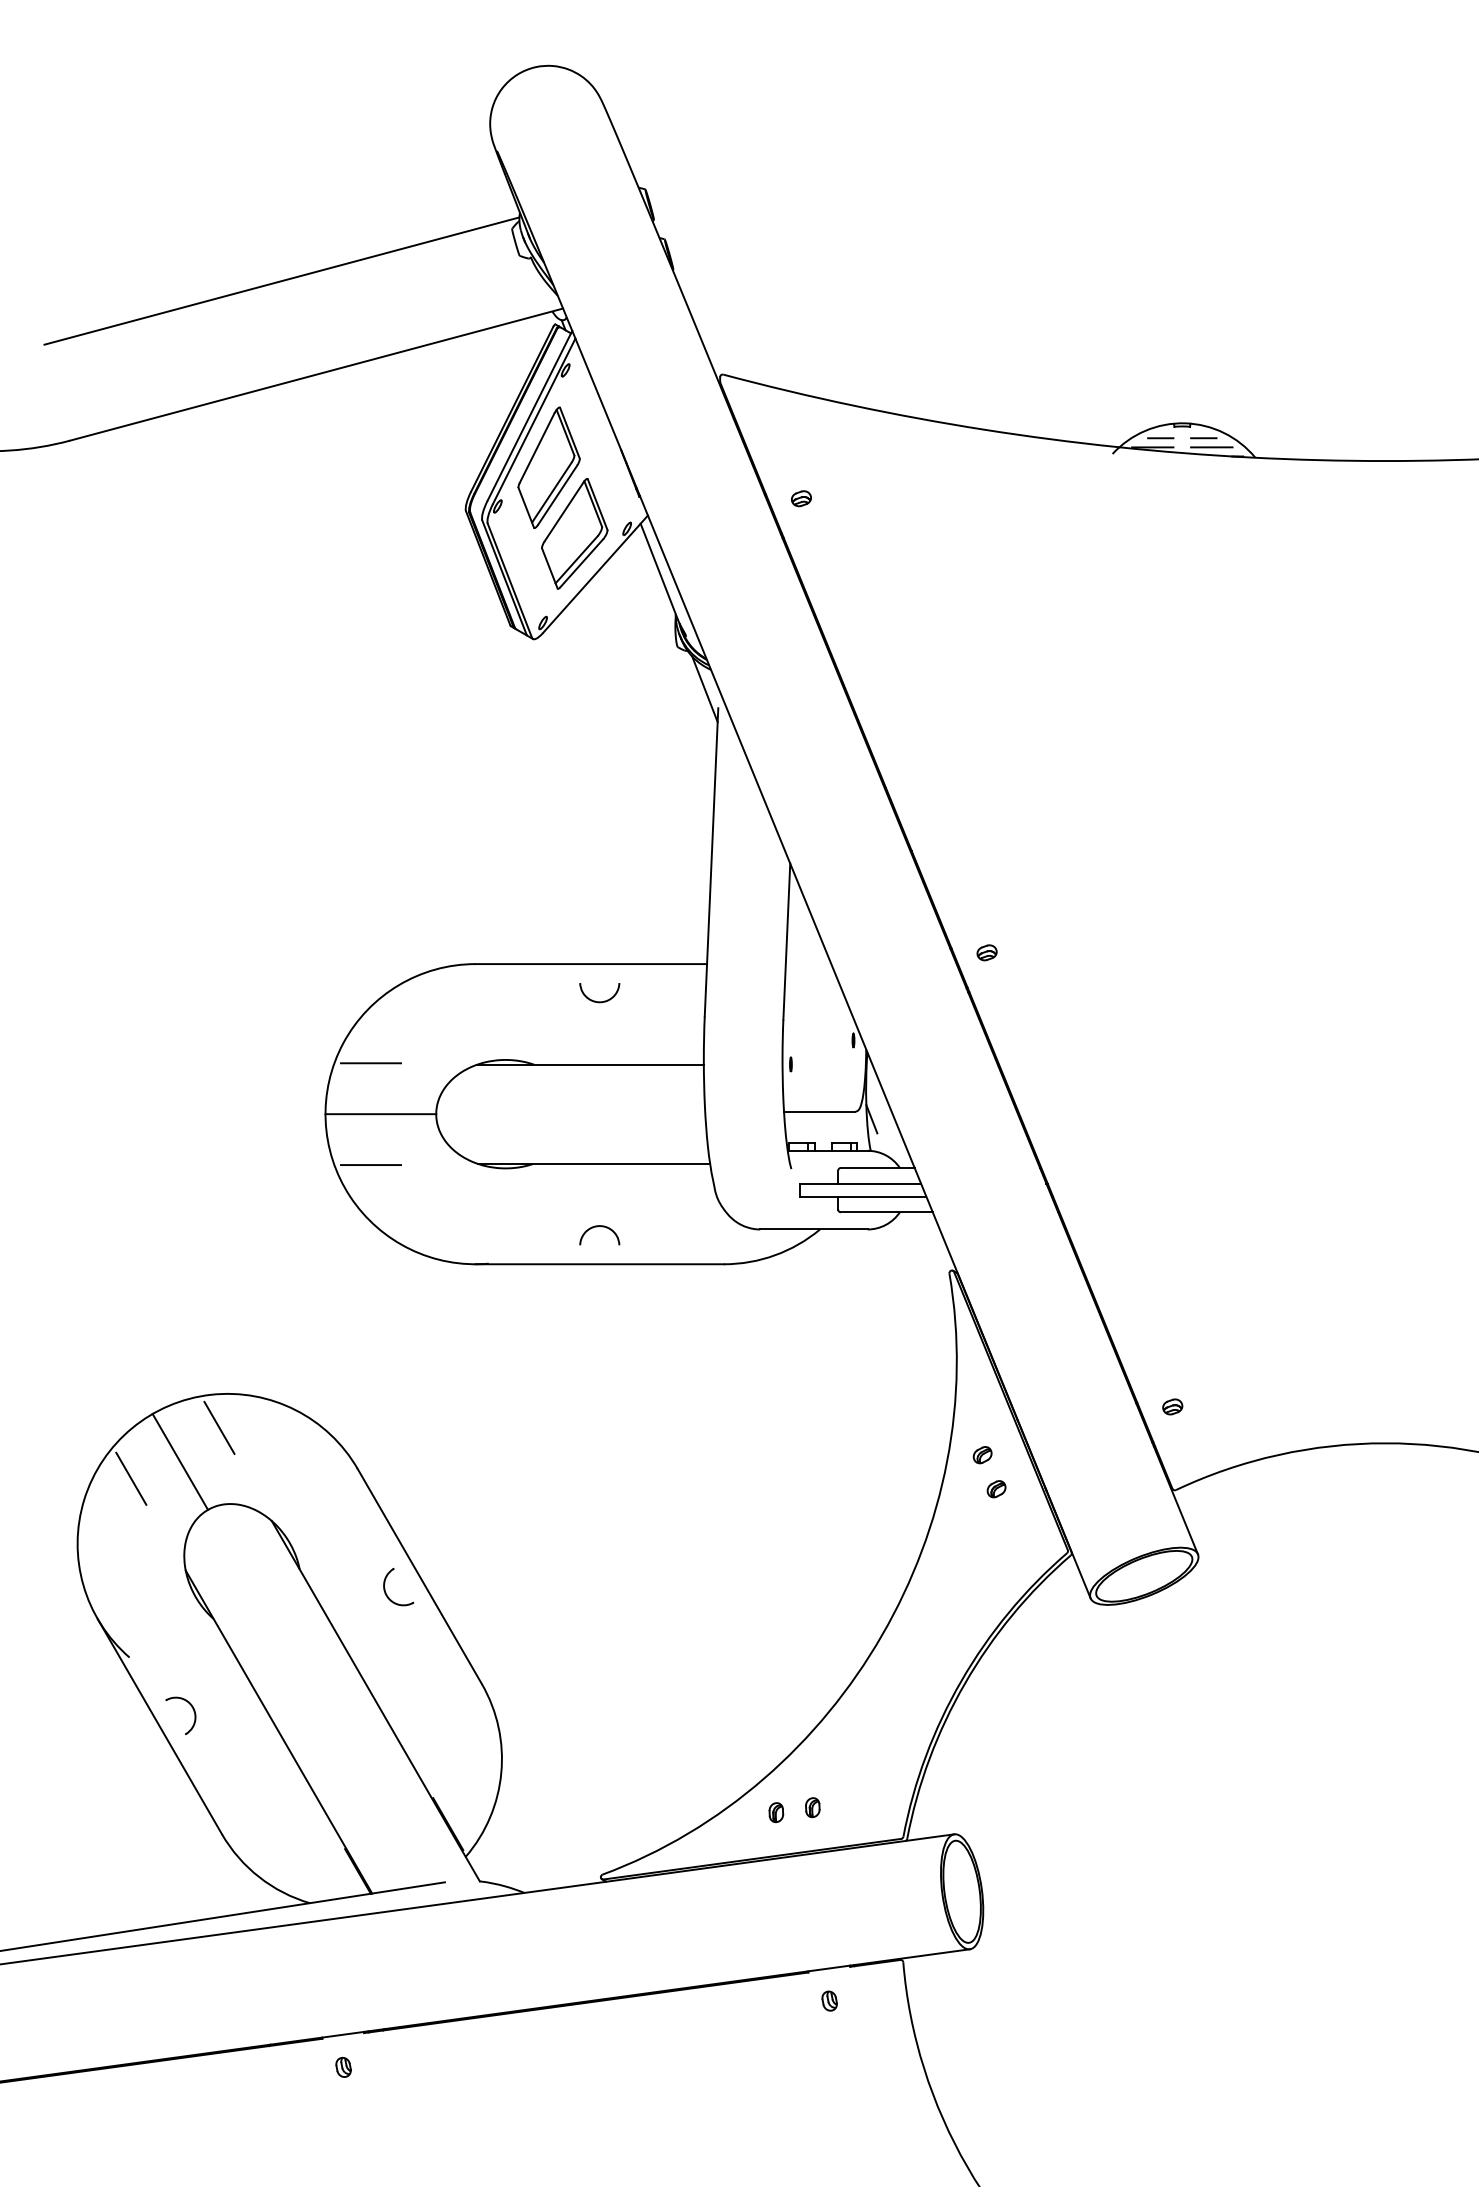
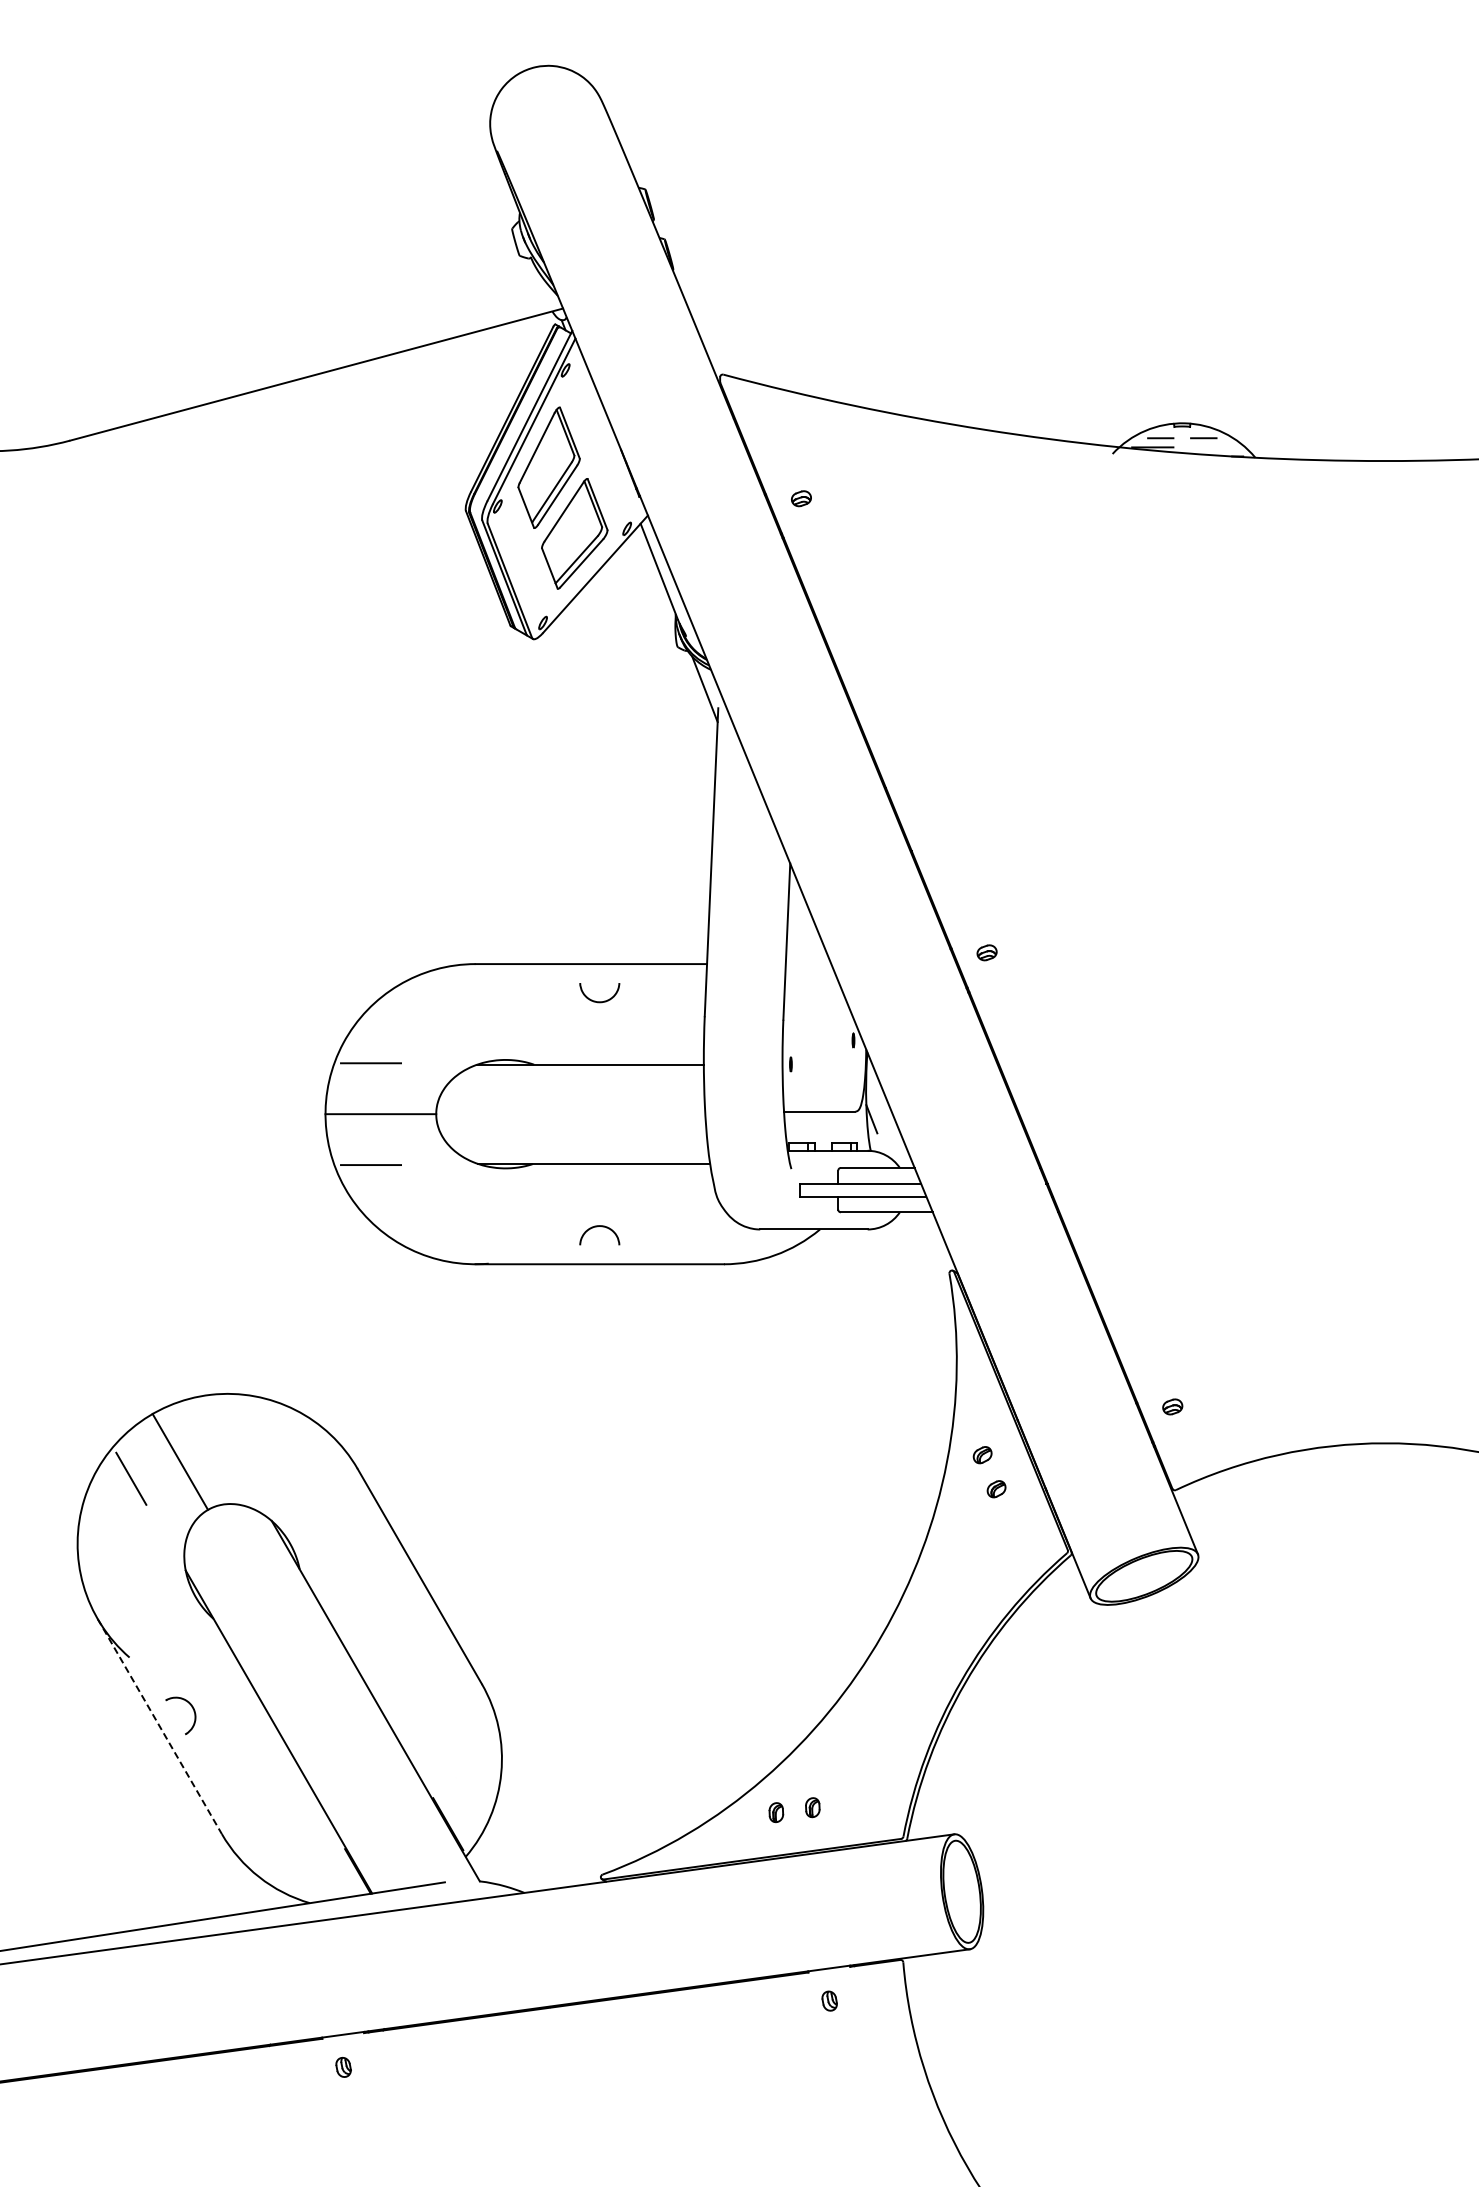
line: present -> none (281, 280)
line: present -> none (1211, 447)
line: present -> none (219, 1427)
part: present -> none (385, 1587)
line: solid -> dashed (160, 1726)
